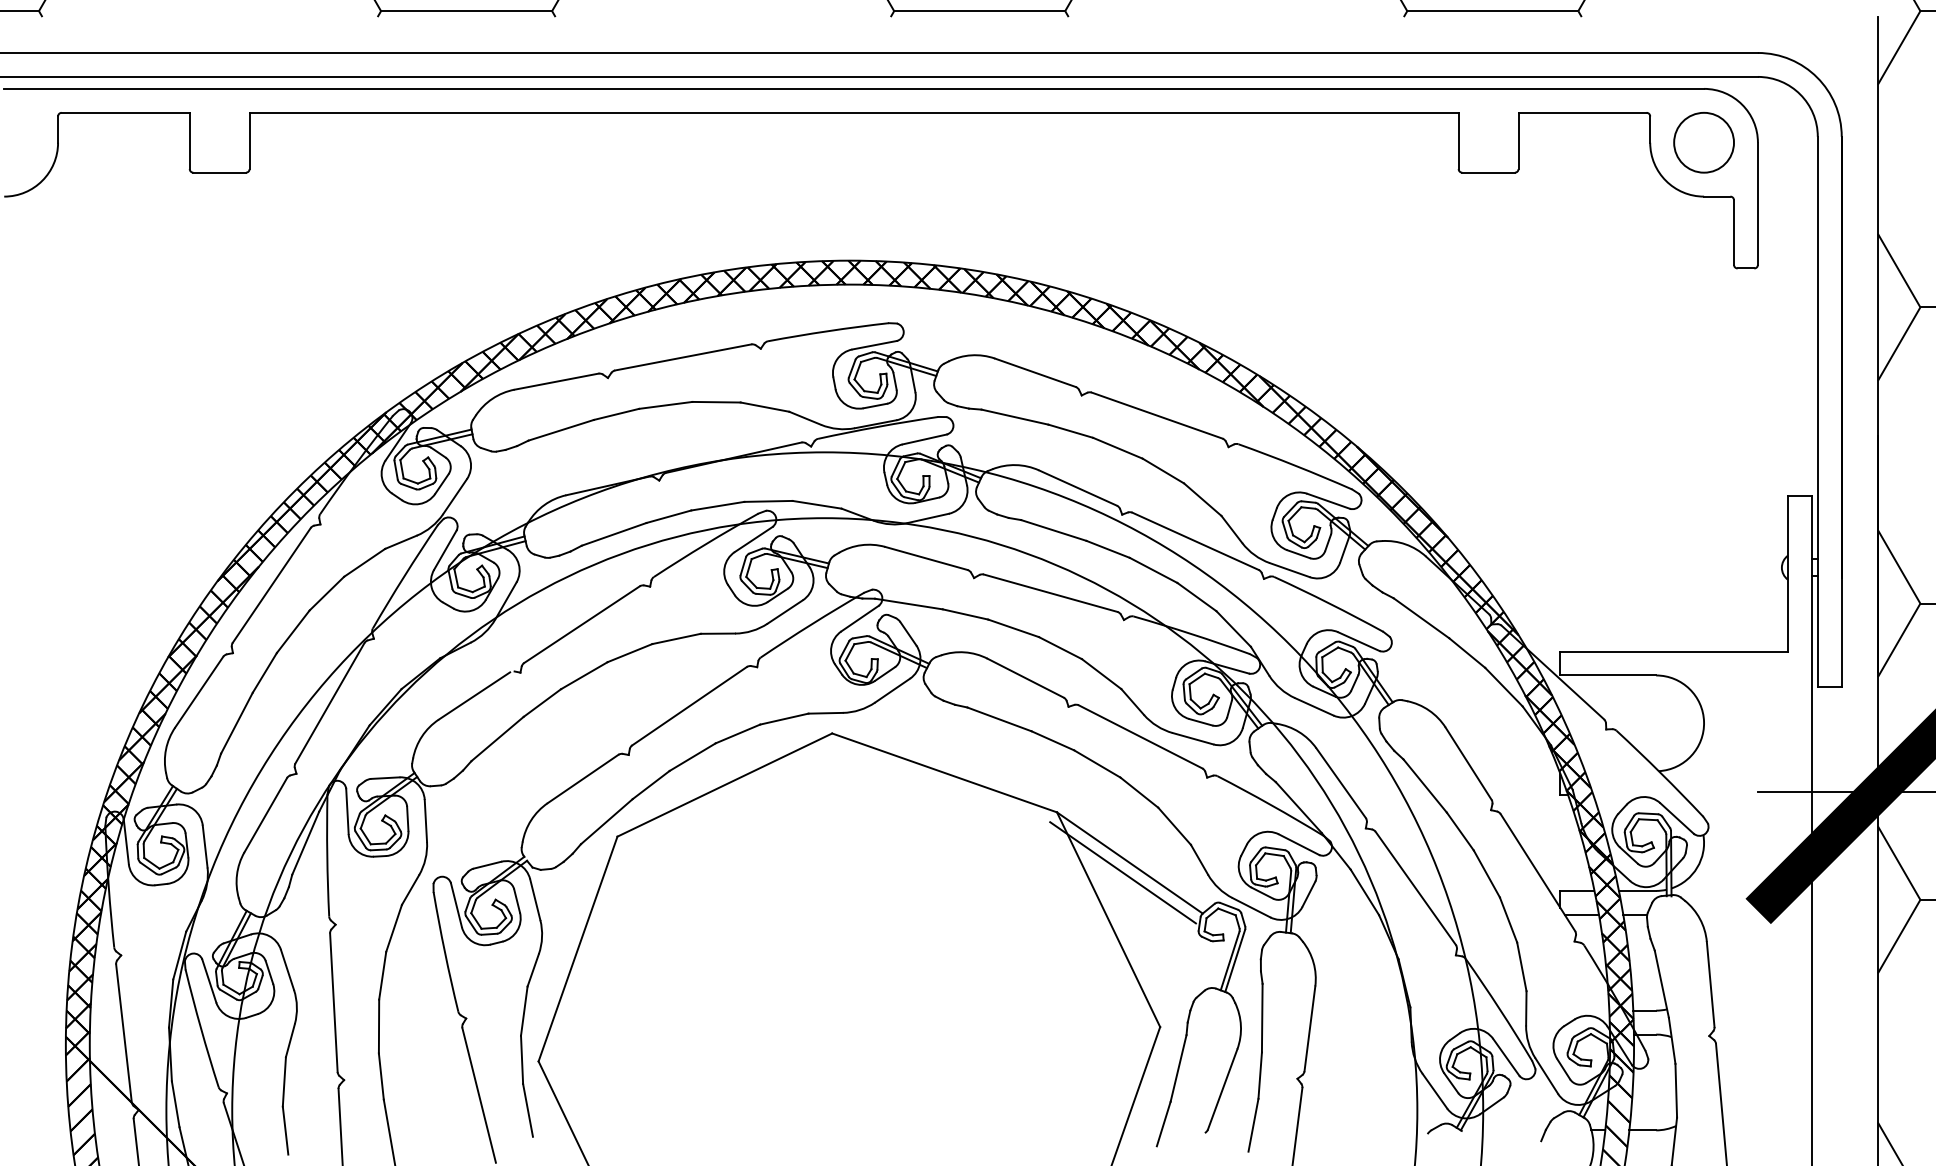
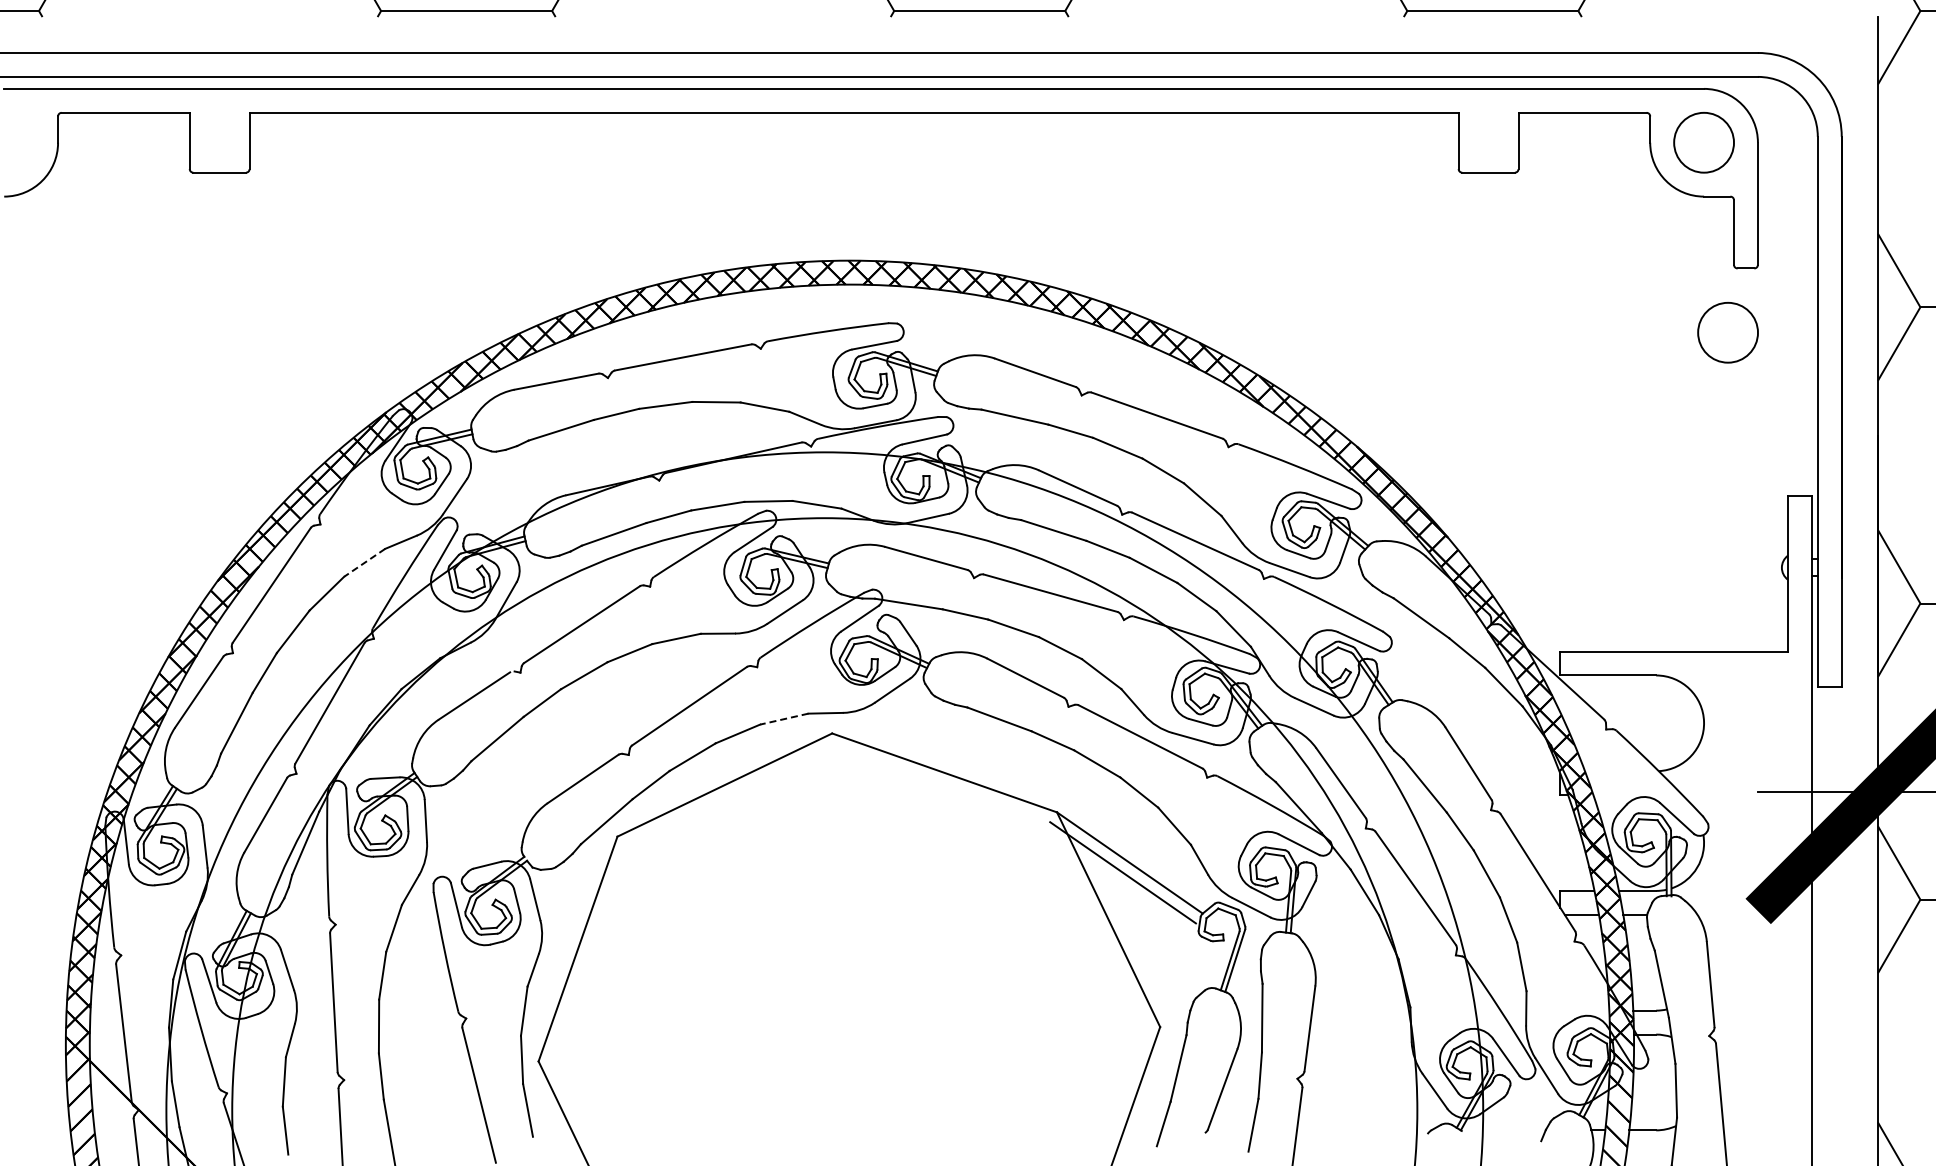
circle: none -> present (1727, 332)
line: solid -> dashed (364, 562)
line: solid -> dashed (784, 719)
